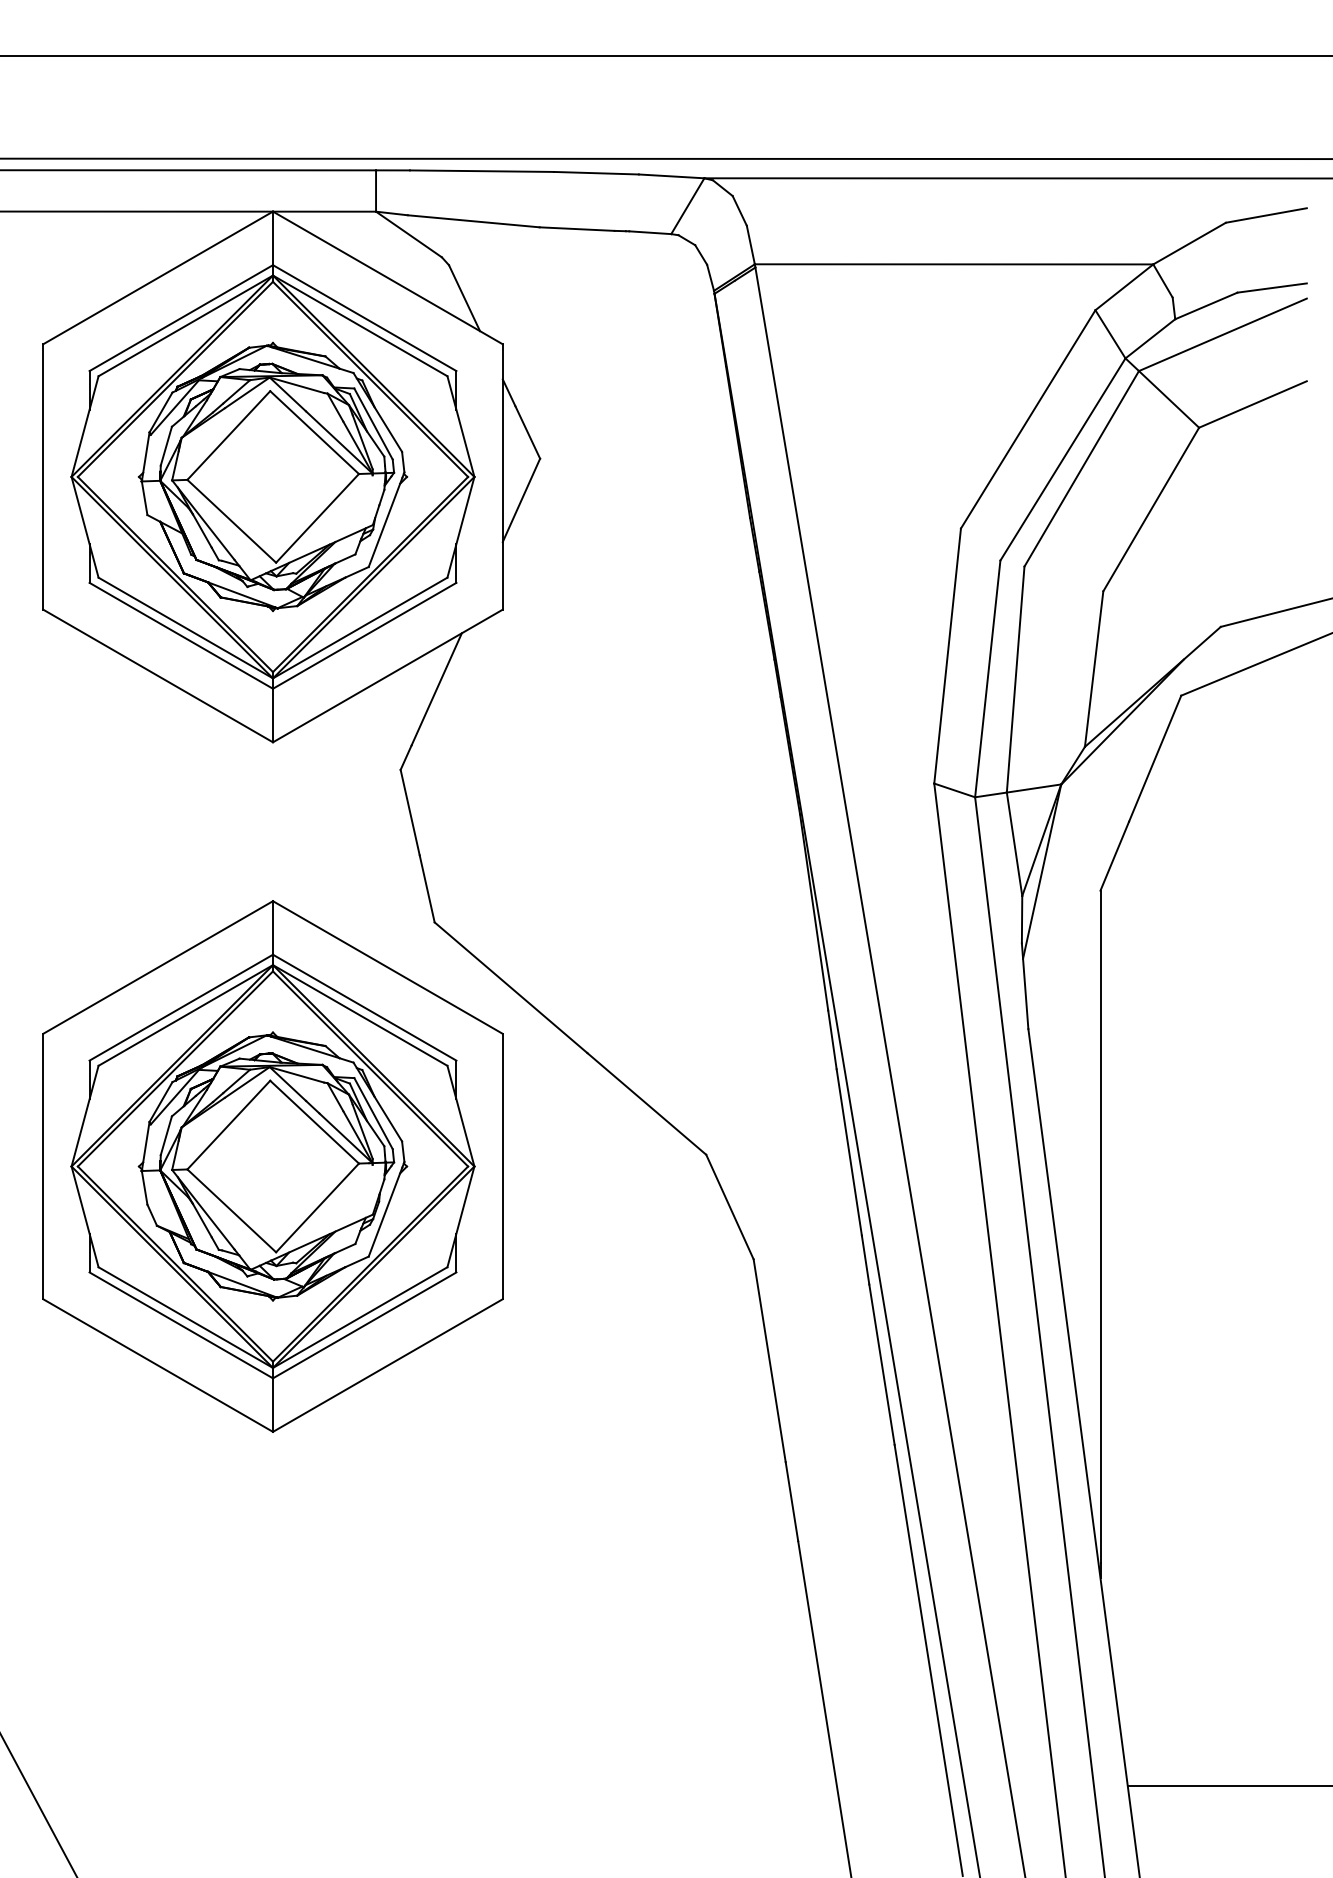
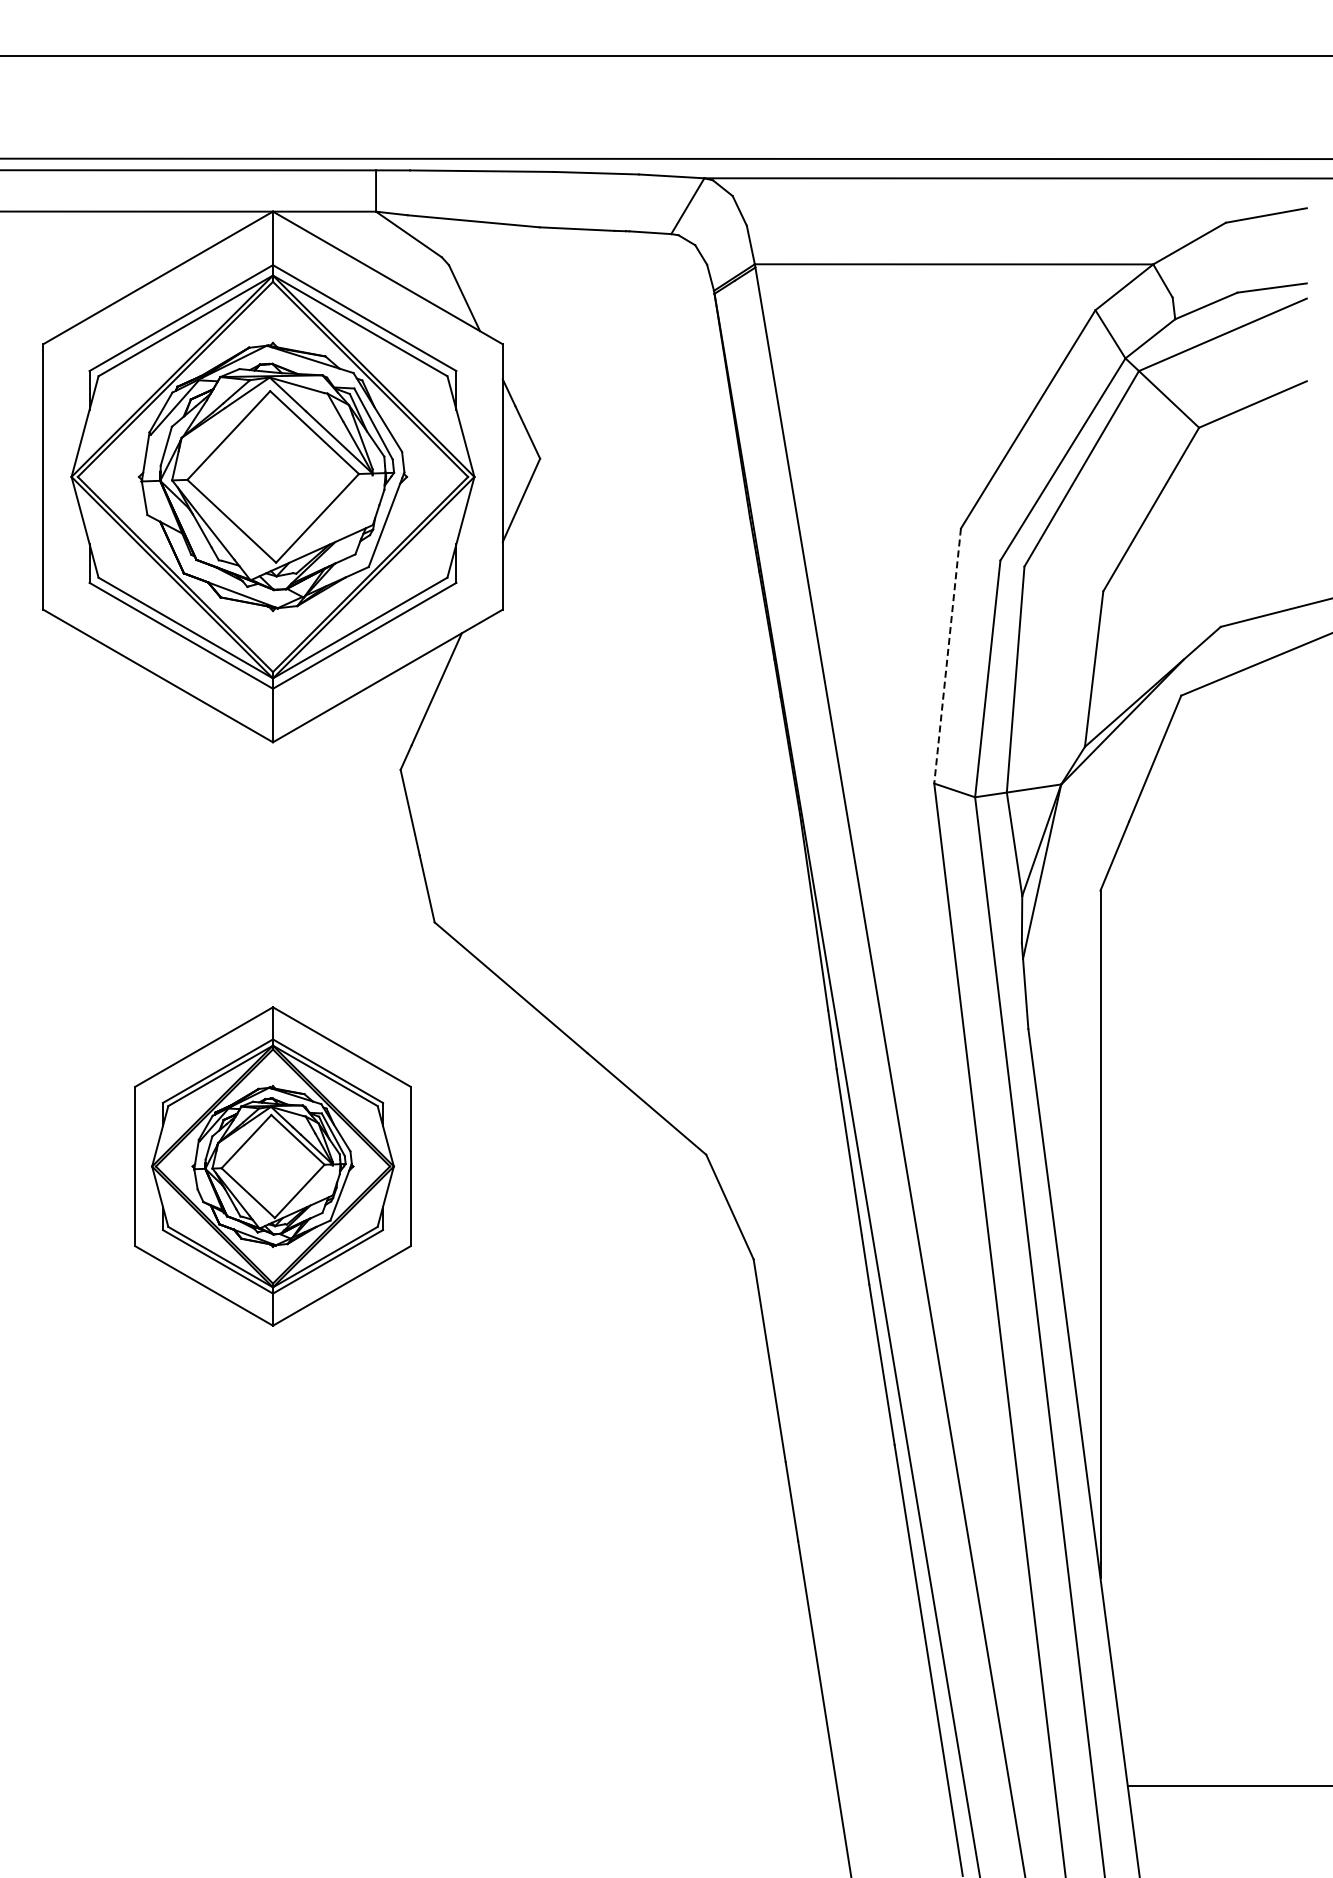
line: solid -> dashed (947, 656)
part size: 462x533 px -> 278x321 px (272, 1166)
line: present -> none (38, 1805)
